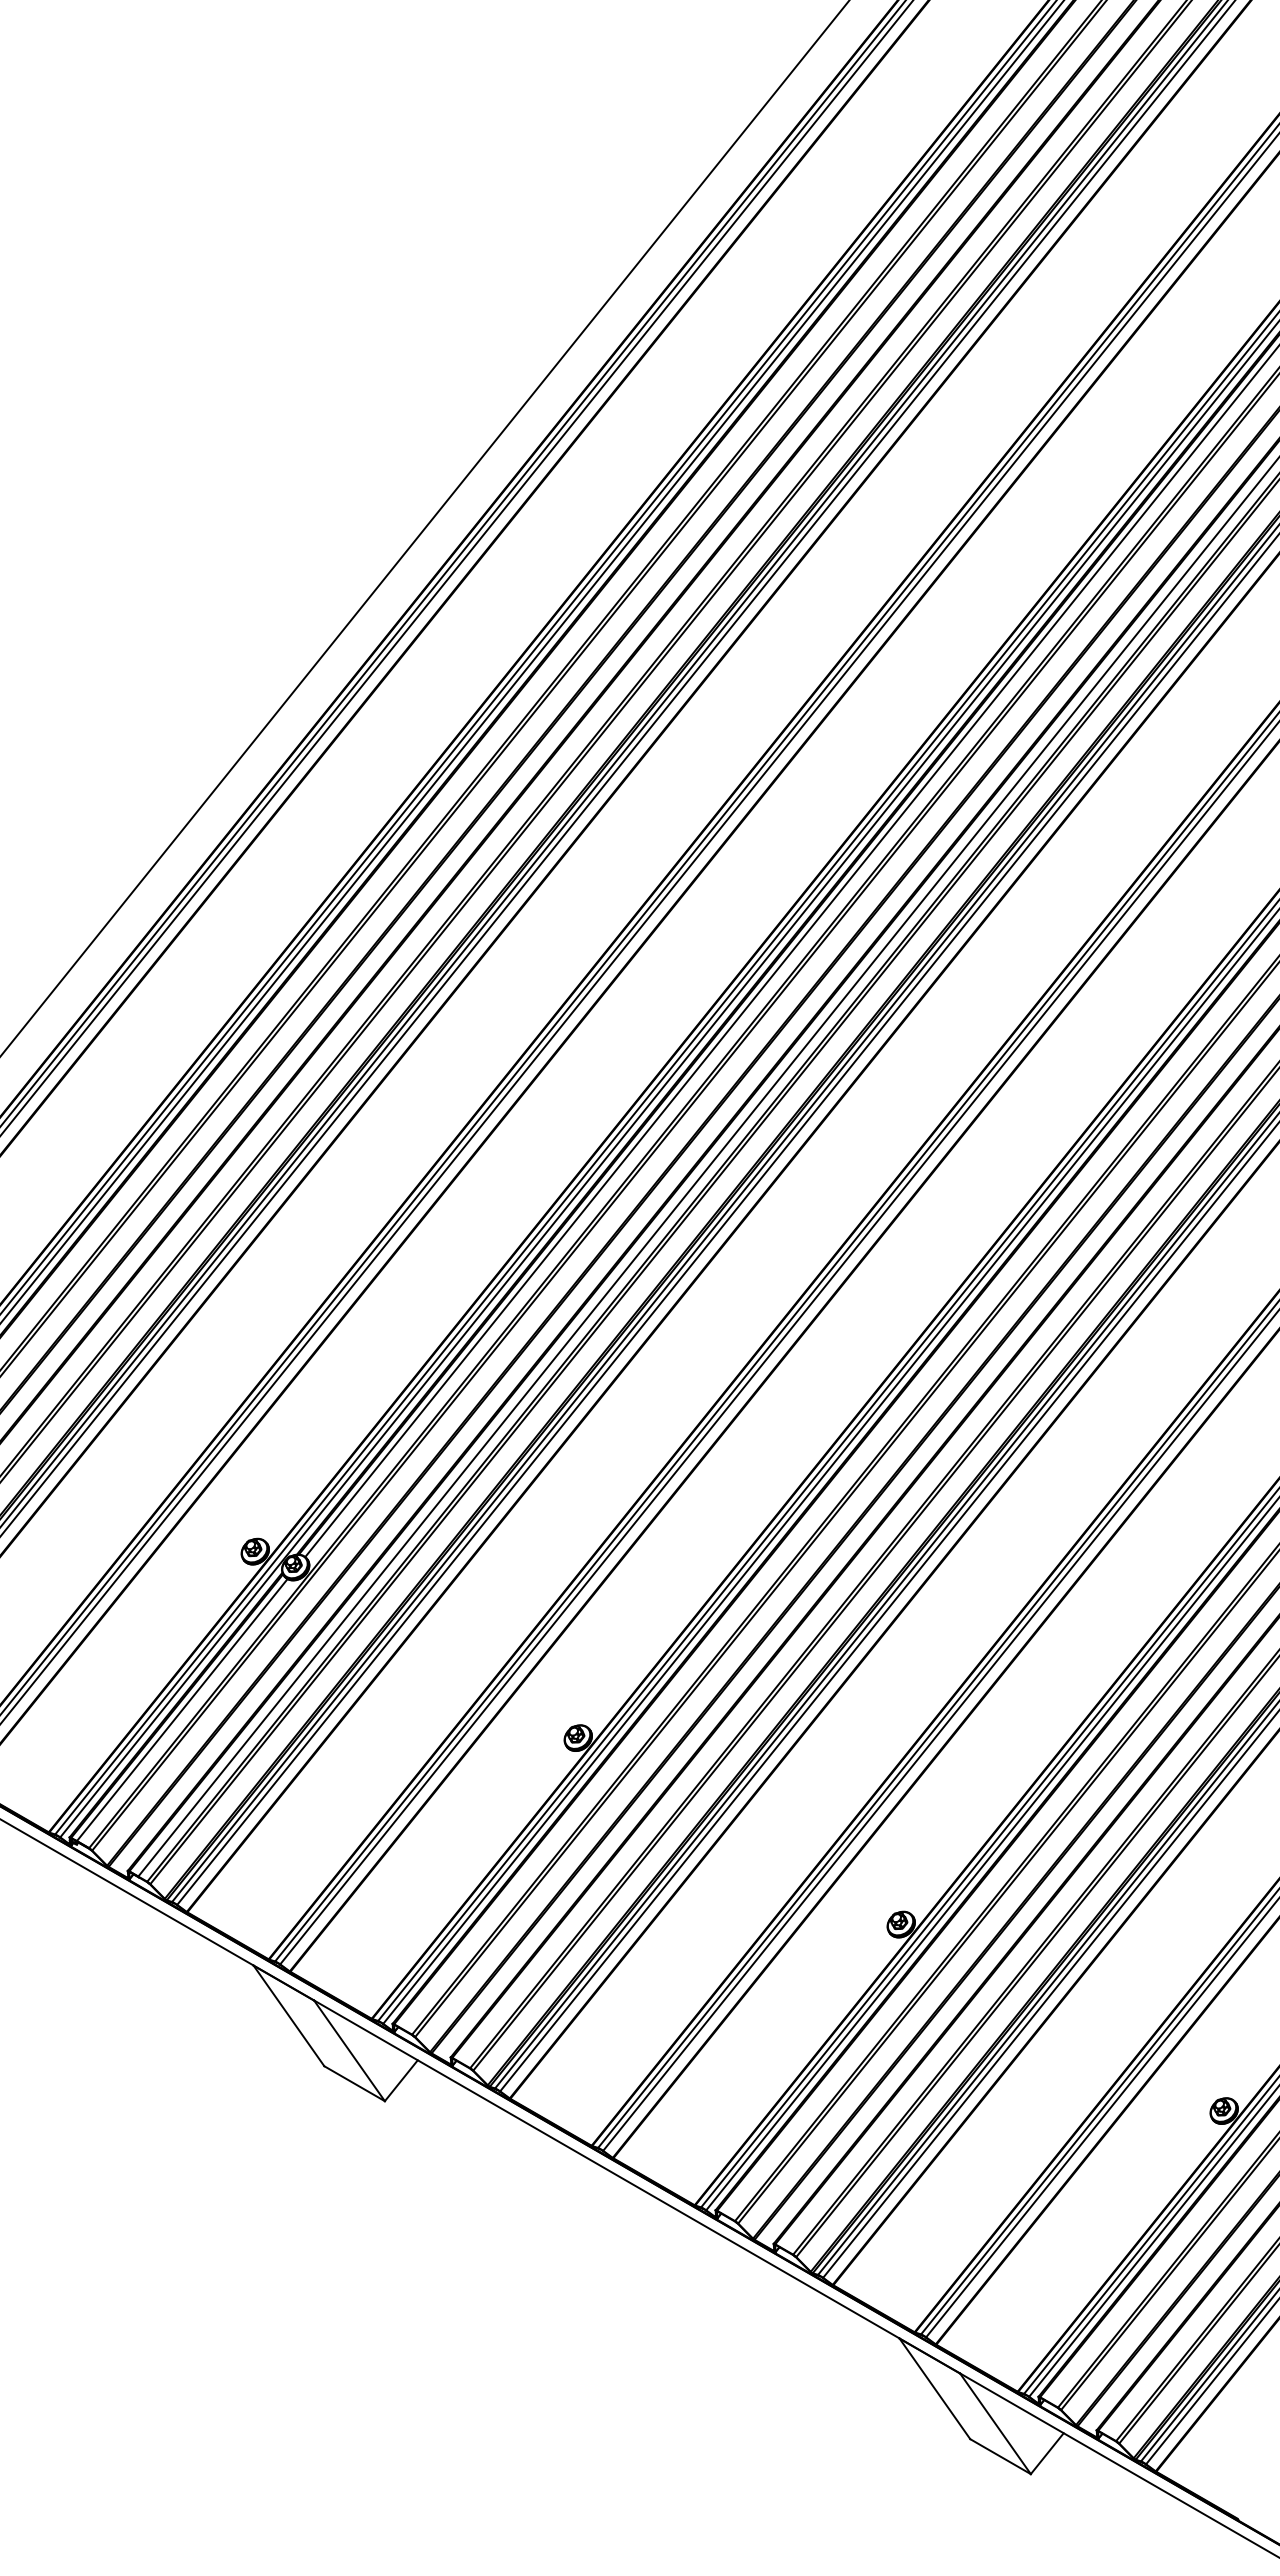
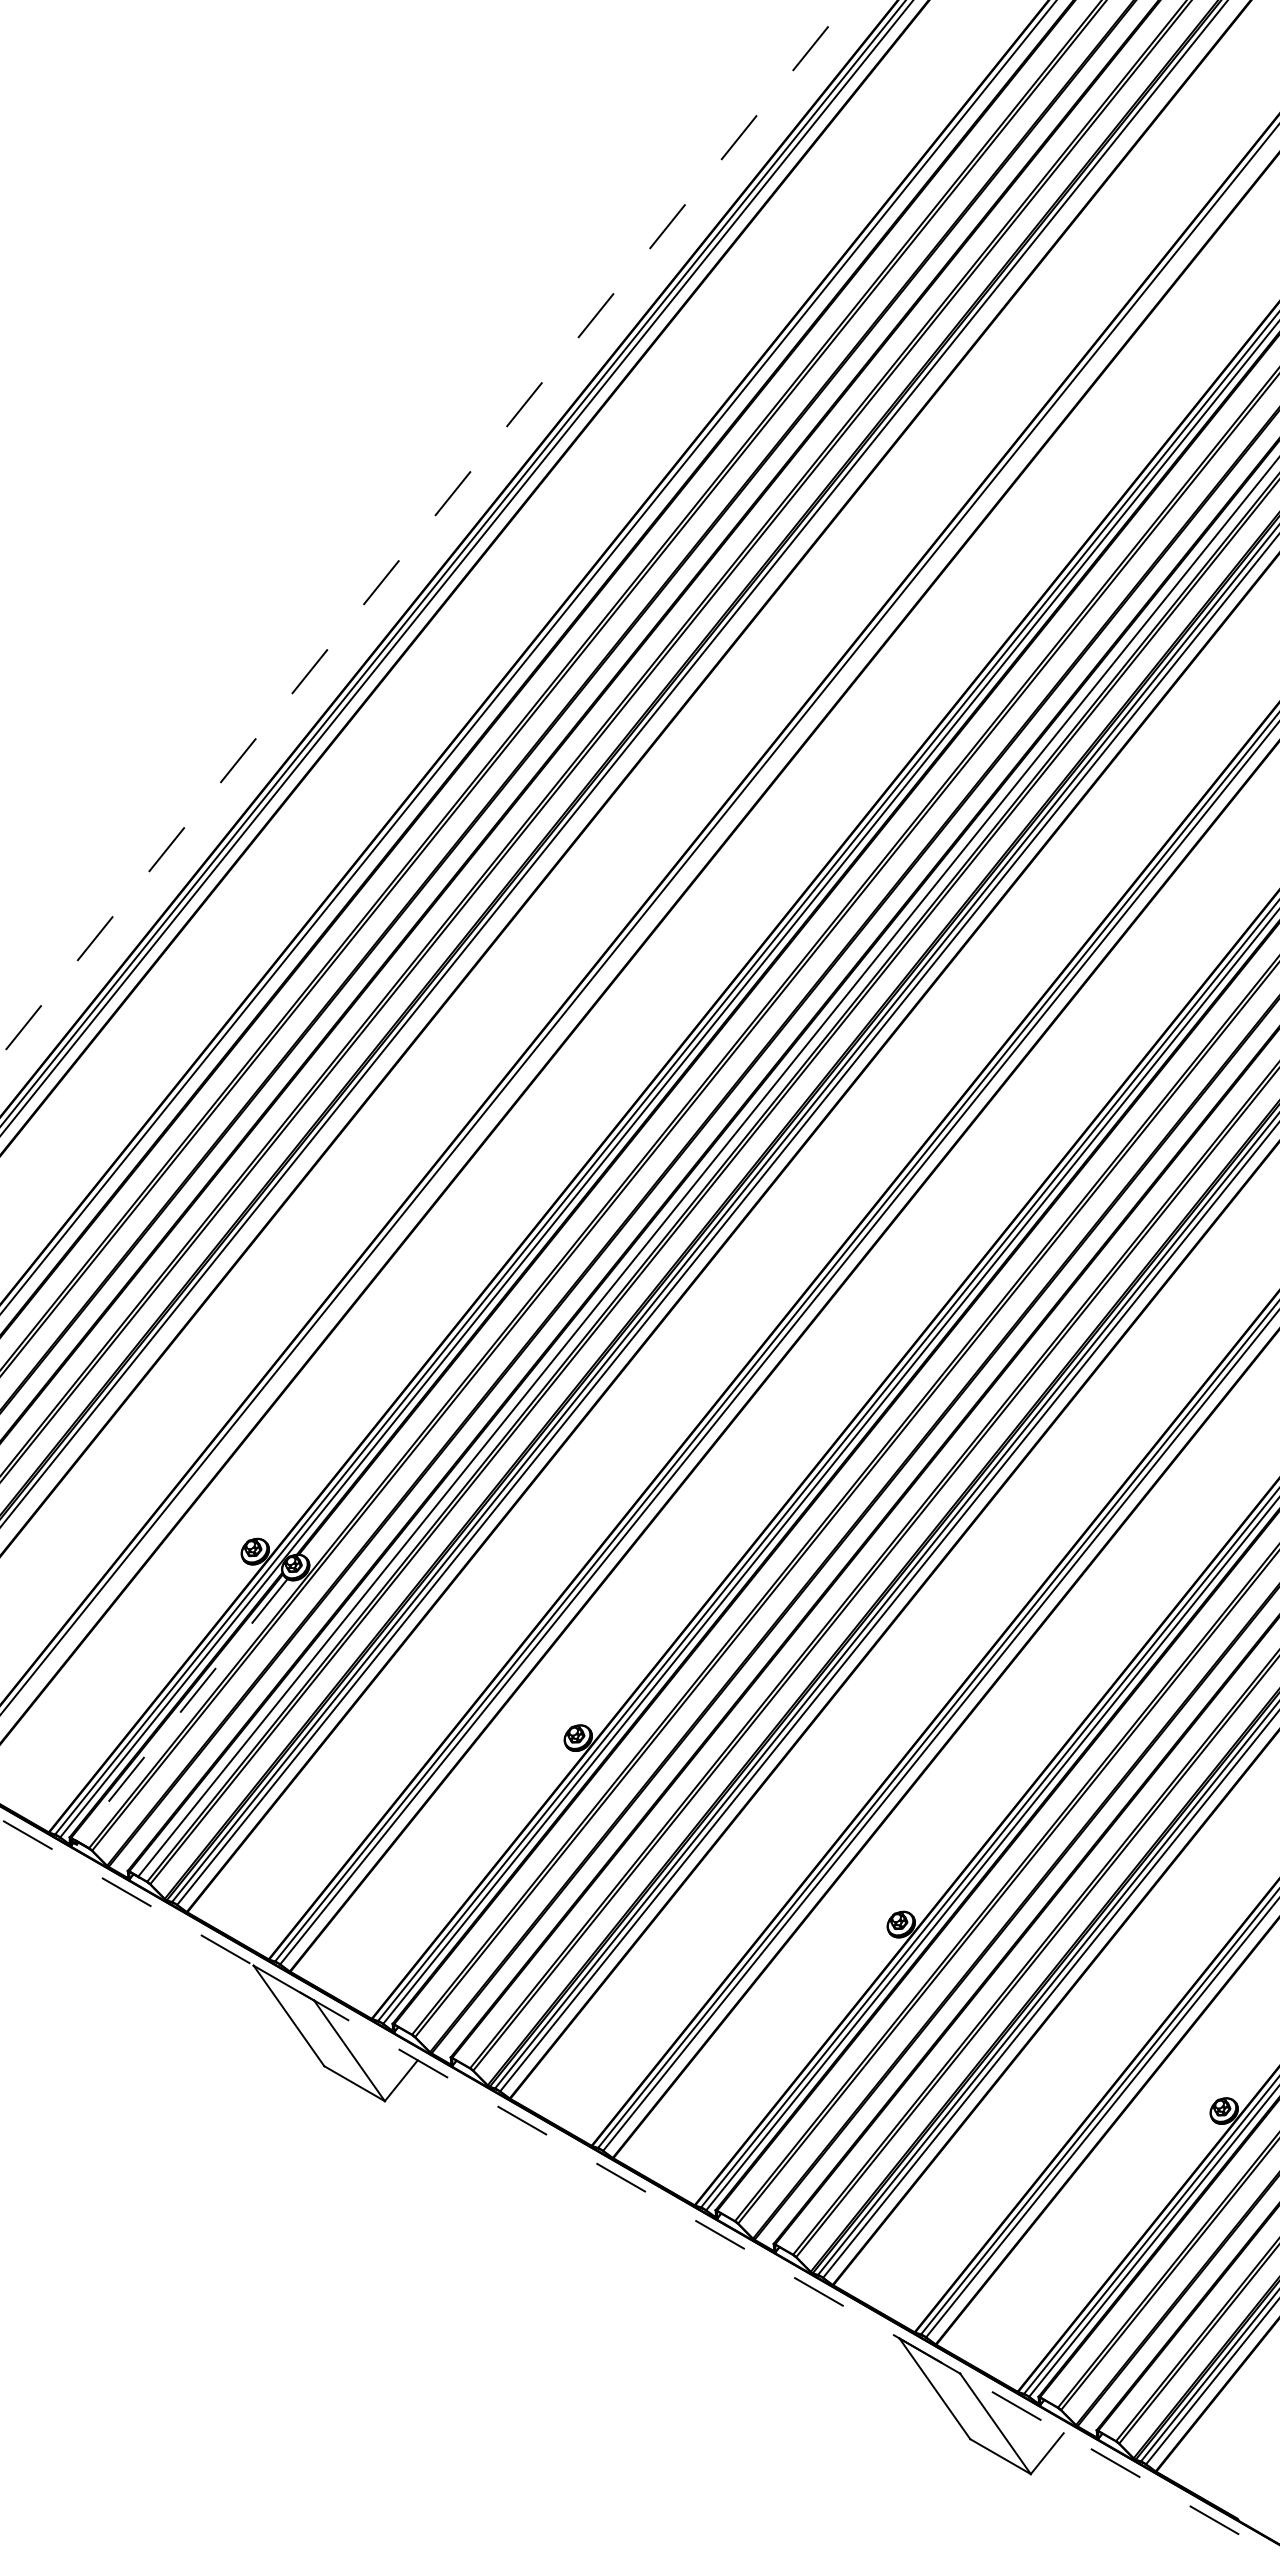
line: solid -> dashed (424, 528)
line: present -> none (532, 661)
line: present -> none (617, 768)
line: present -> none (639, 928)
line: present -> none (790, 952)
line: solid -> dashed (181, 1710)
line: solid -> dashed (640, 2188)
